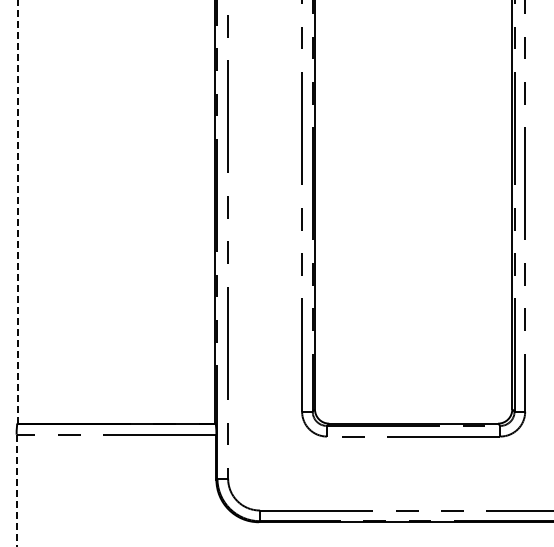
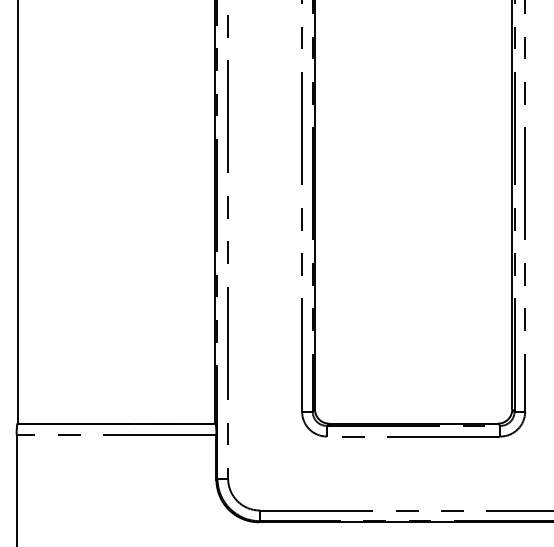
line: dashed -> solid (17, 211)
line: dashed -> solid (16, 490)
